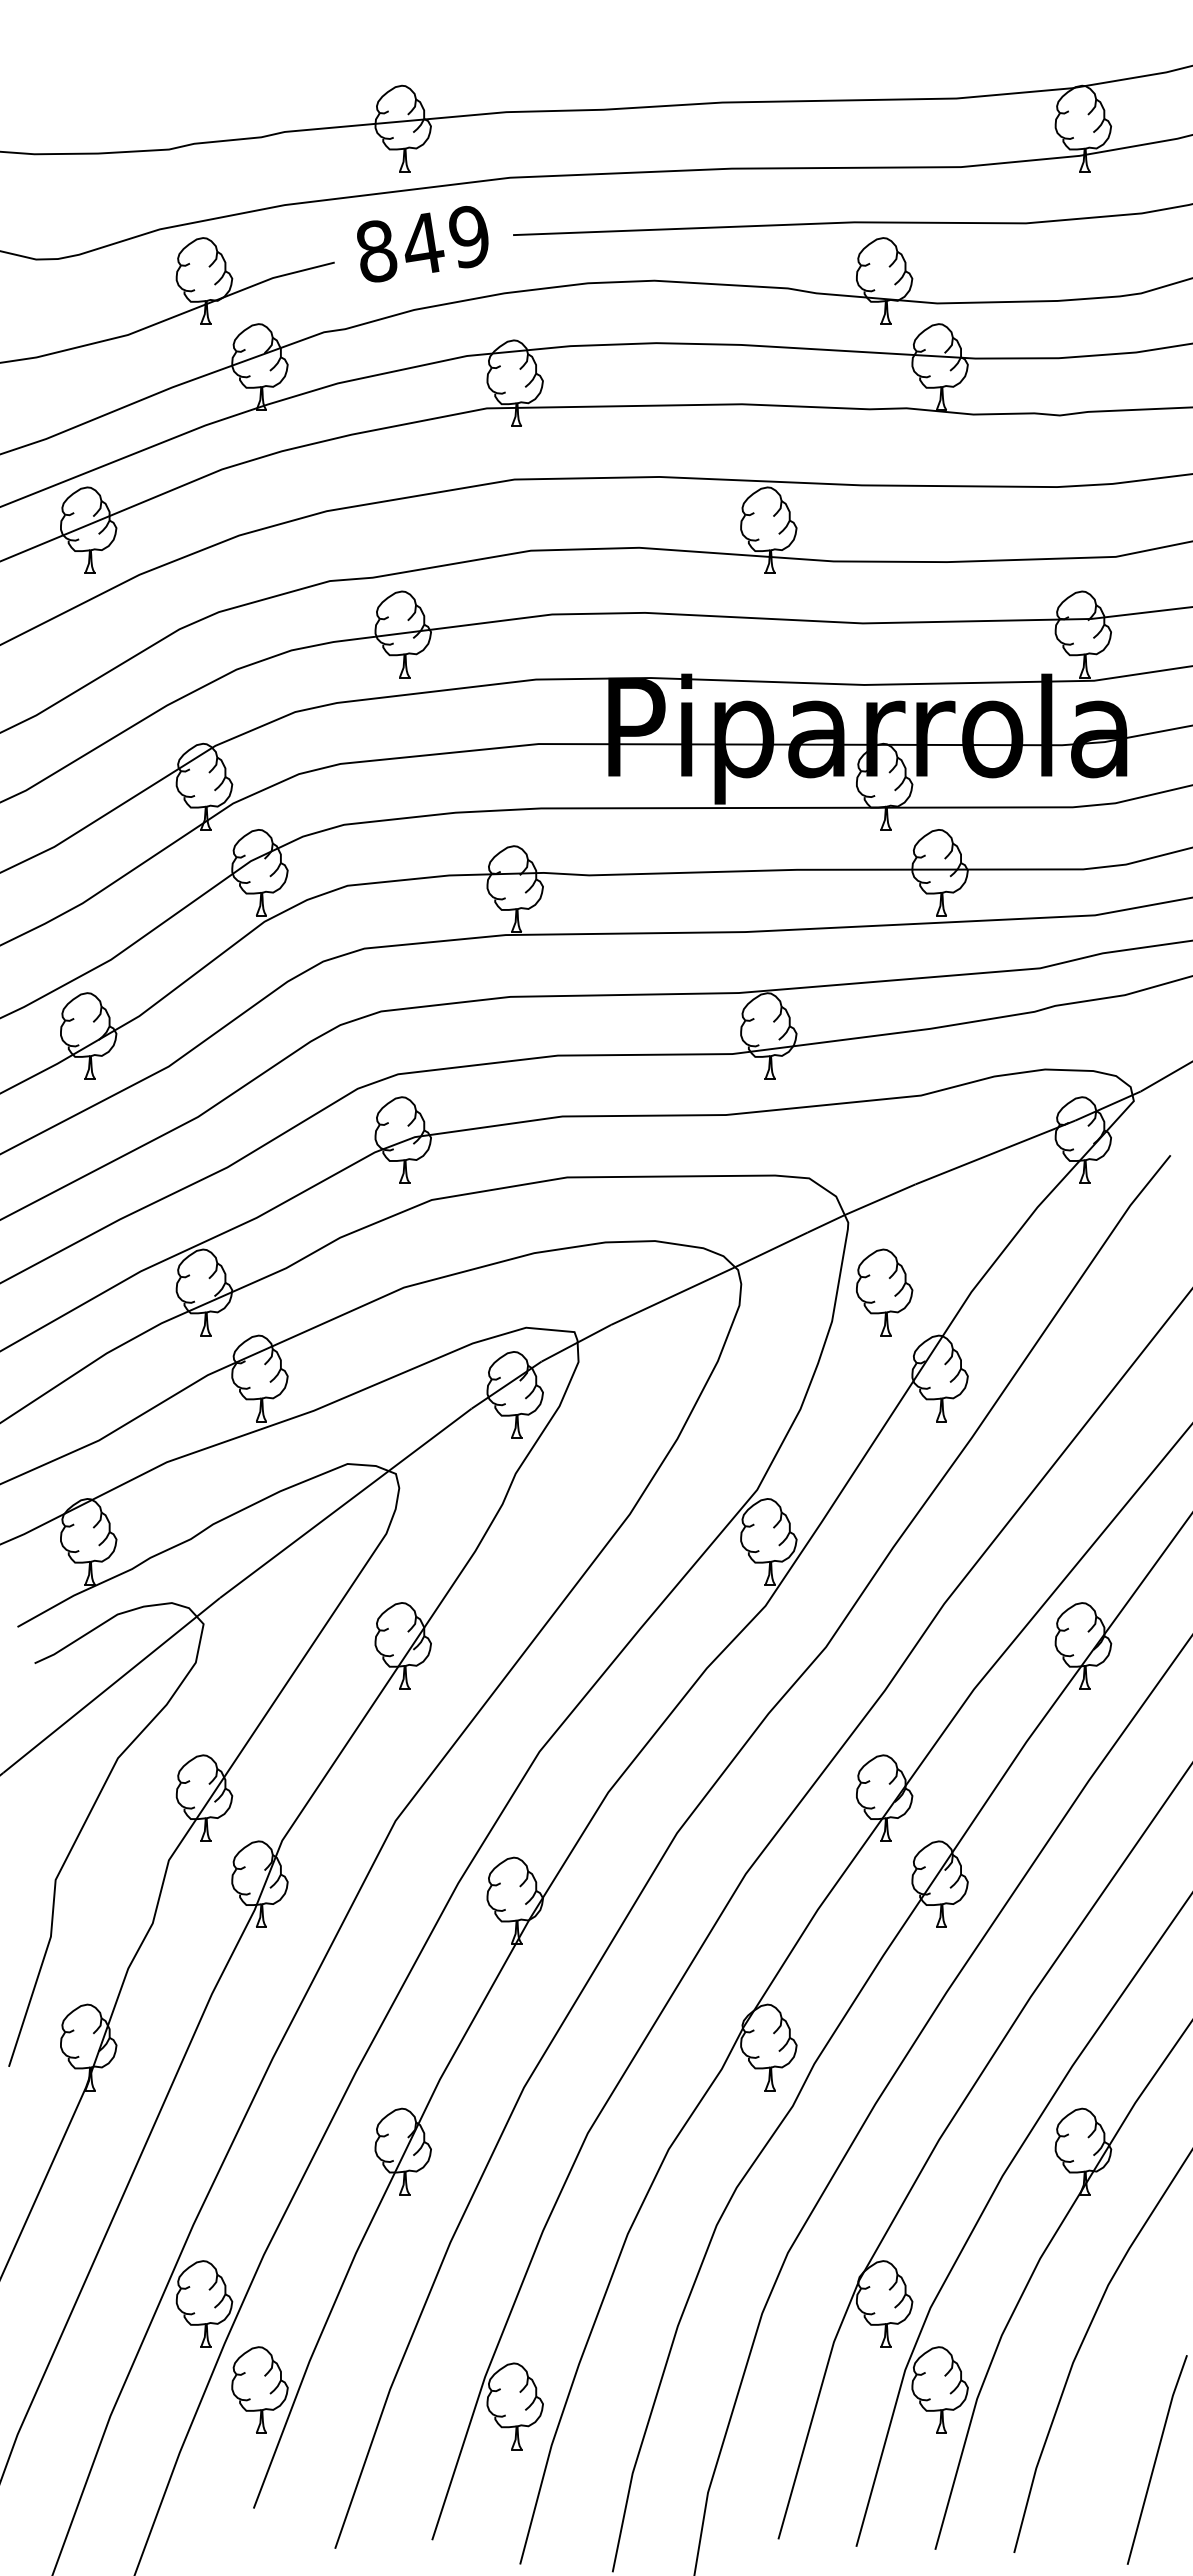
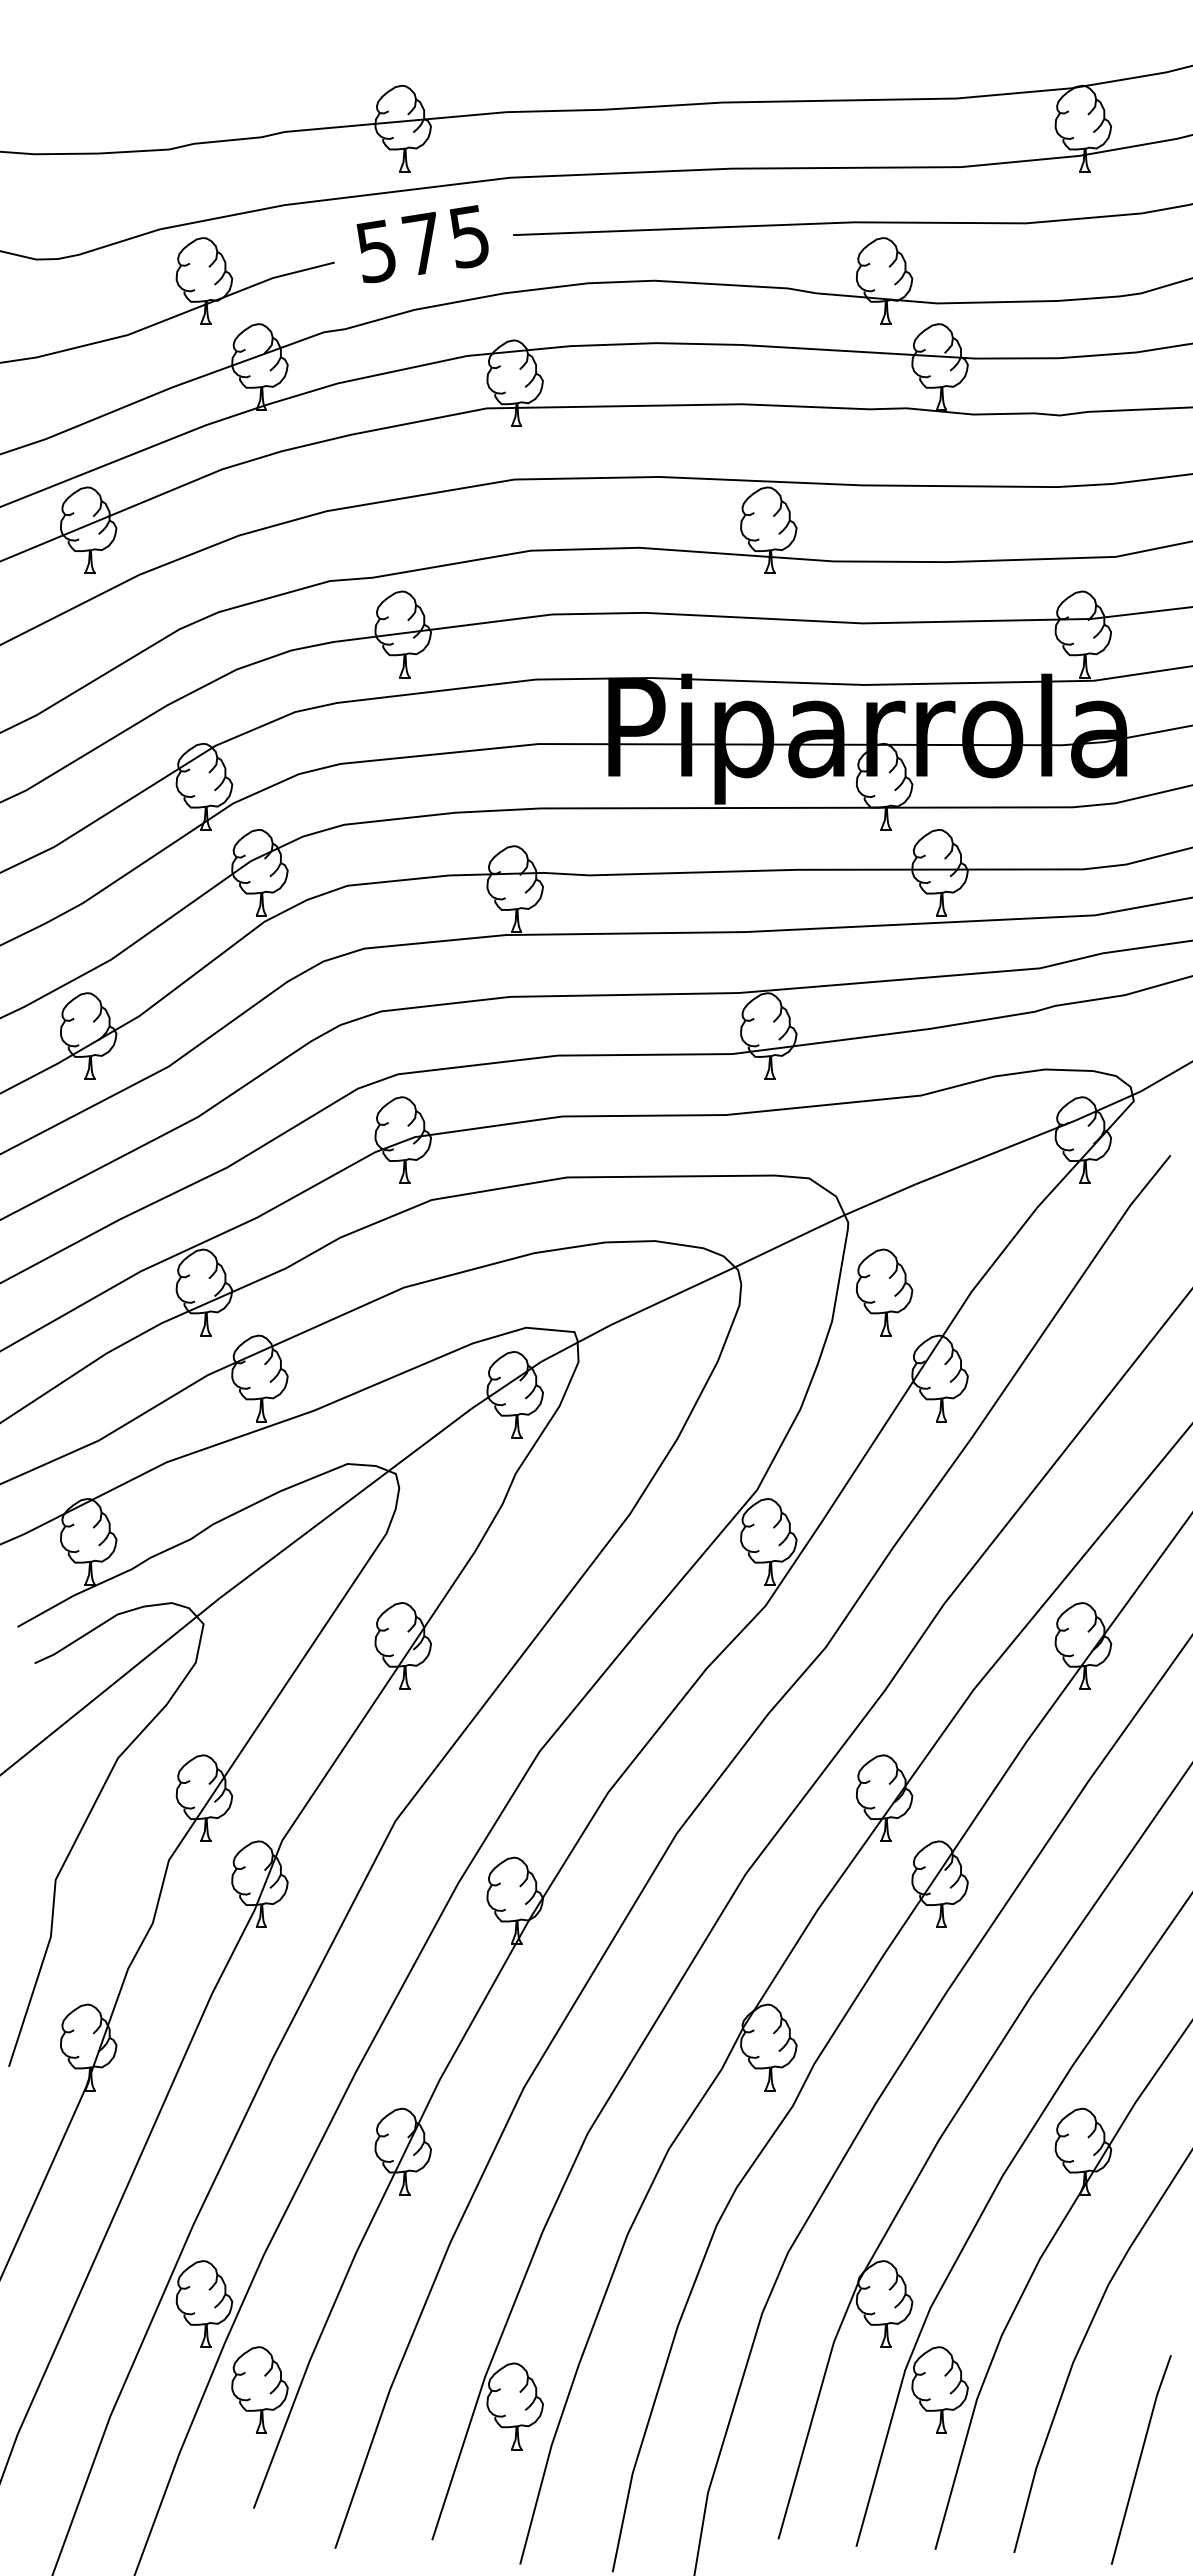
text: 849 -> 575 (422, 244)
line position: (1156, 2459) -> (1140, 2459) (1140, 2459)
